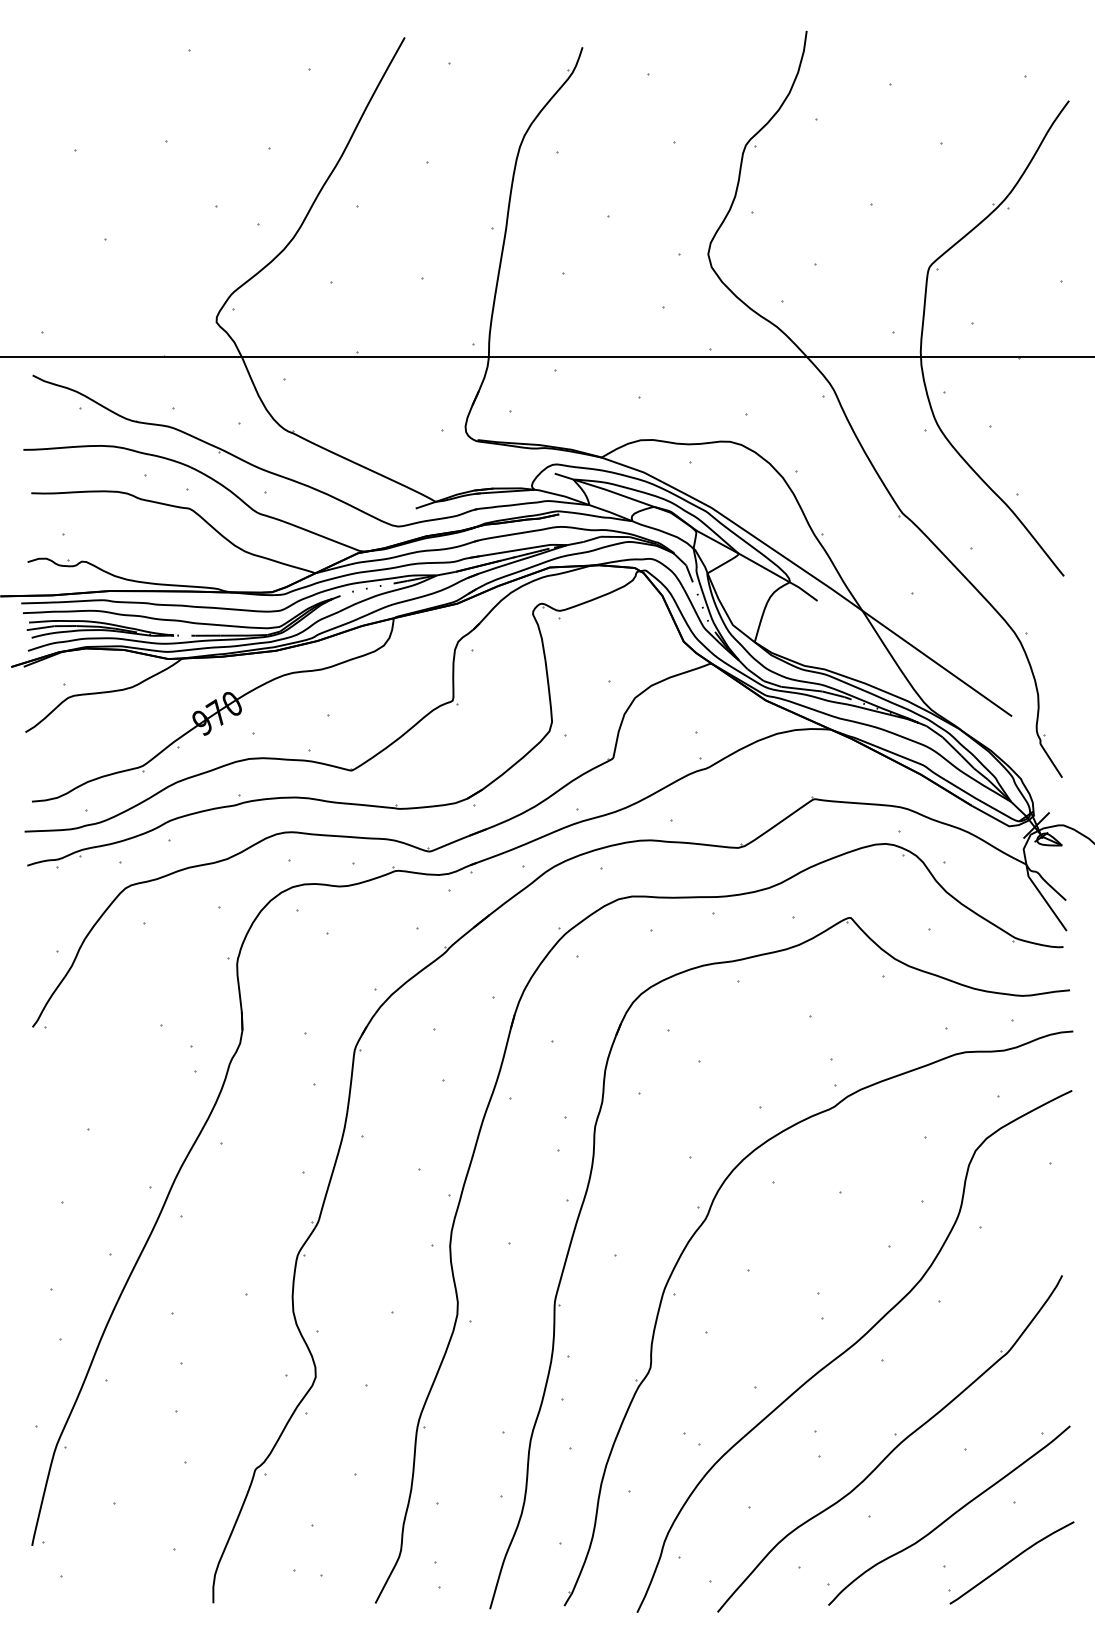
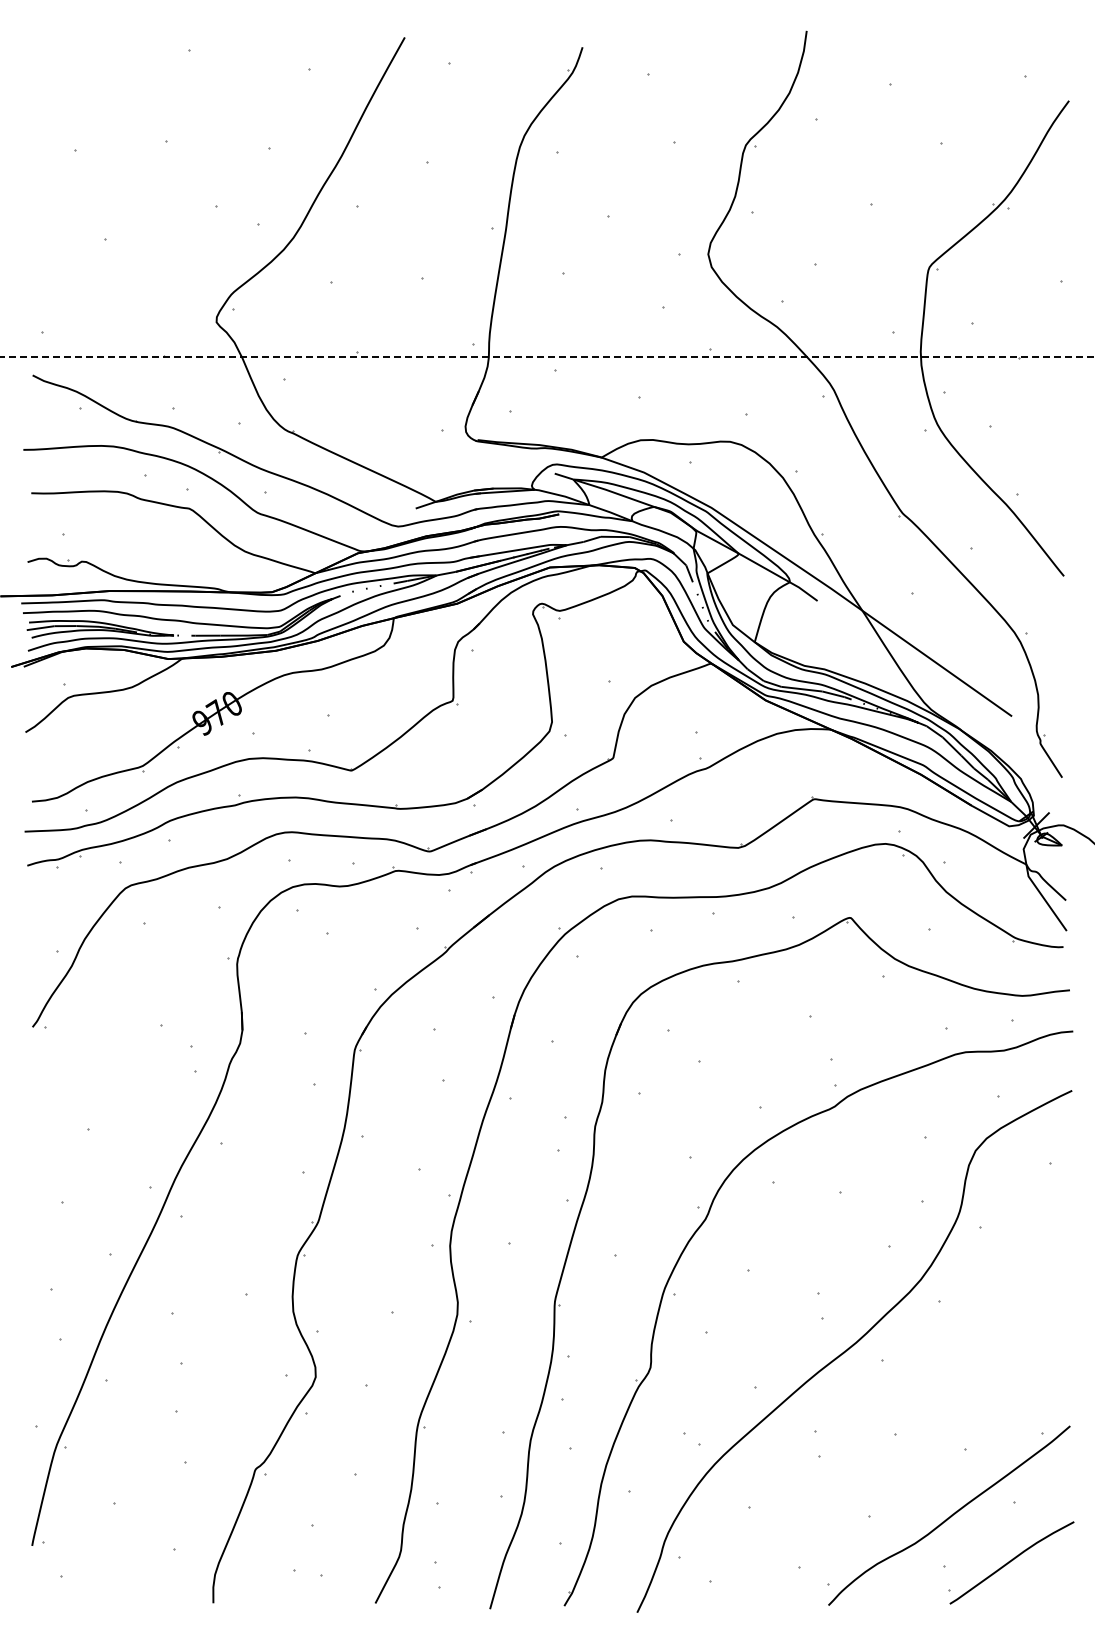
line: solid -> dashed (548, 357)
part: present -> none (894, 1447)
